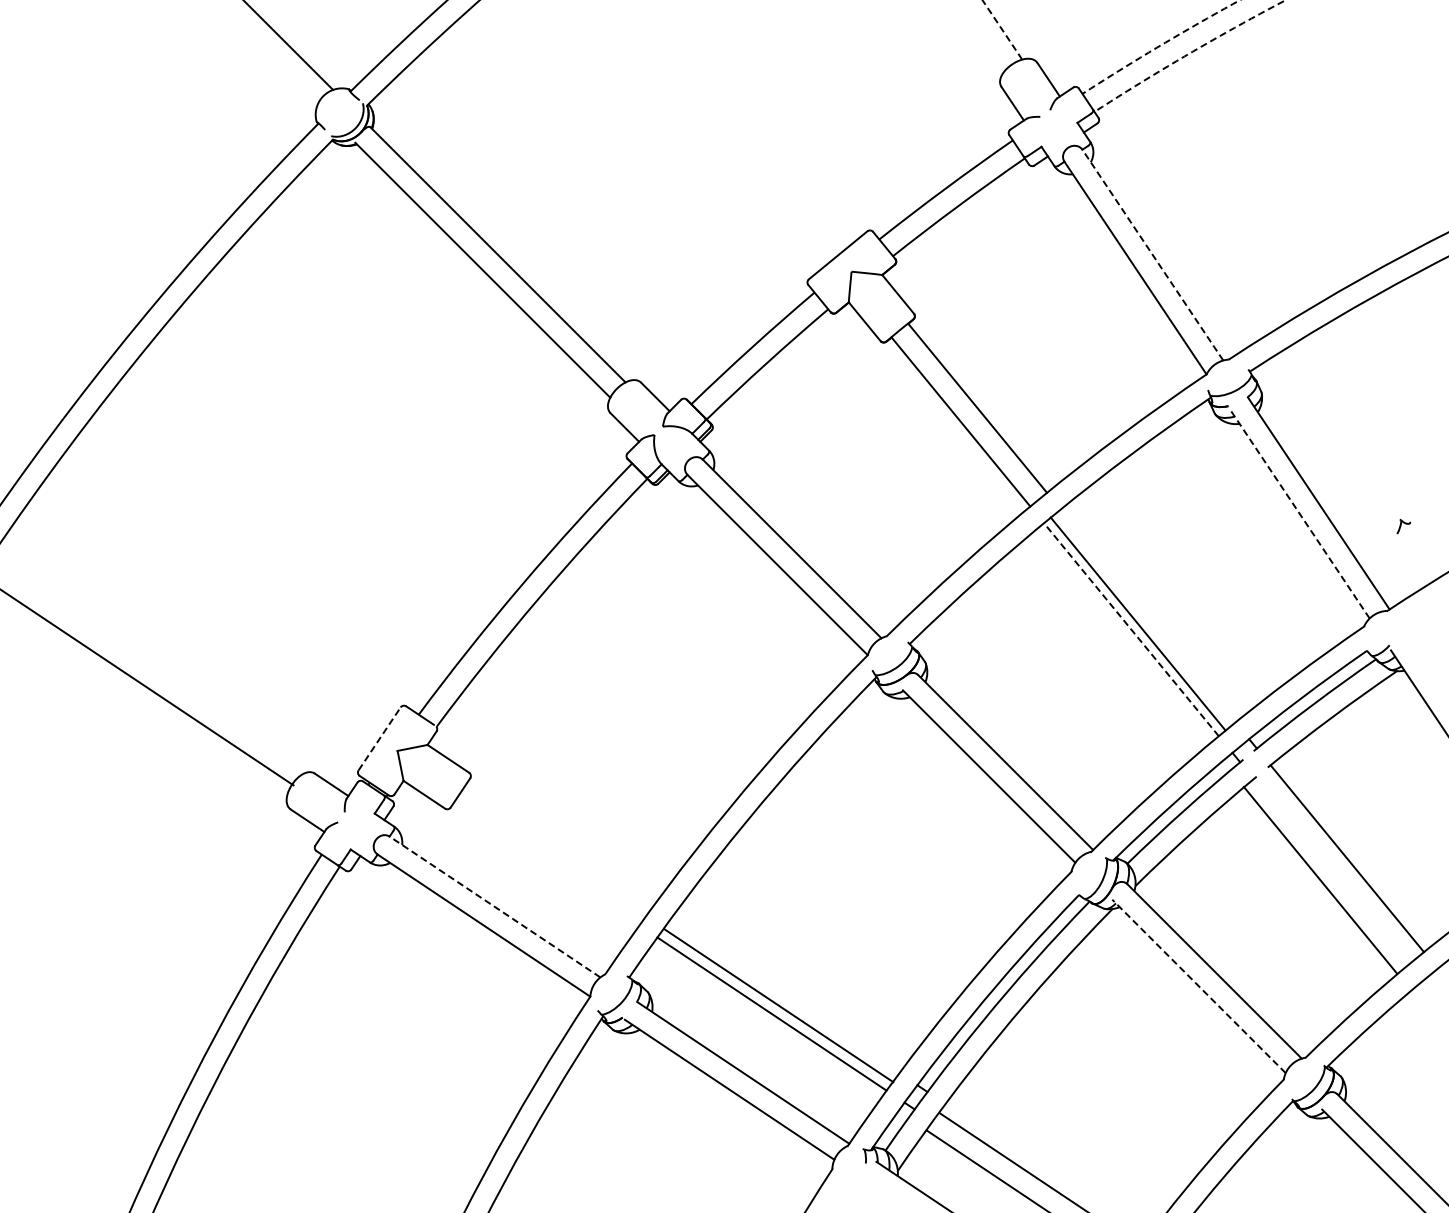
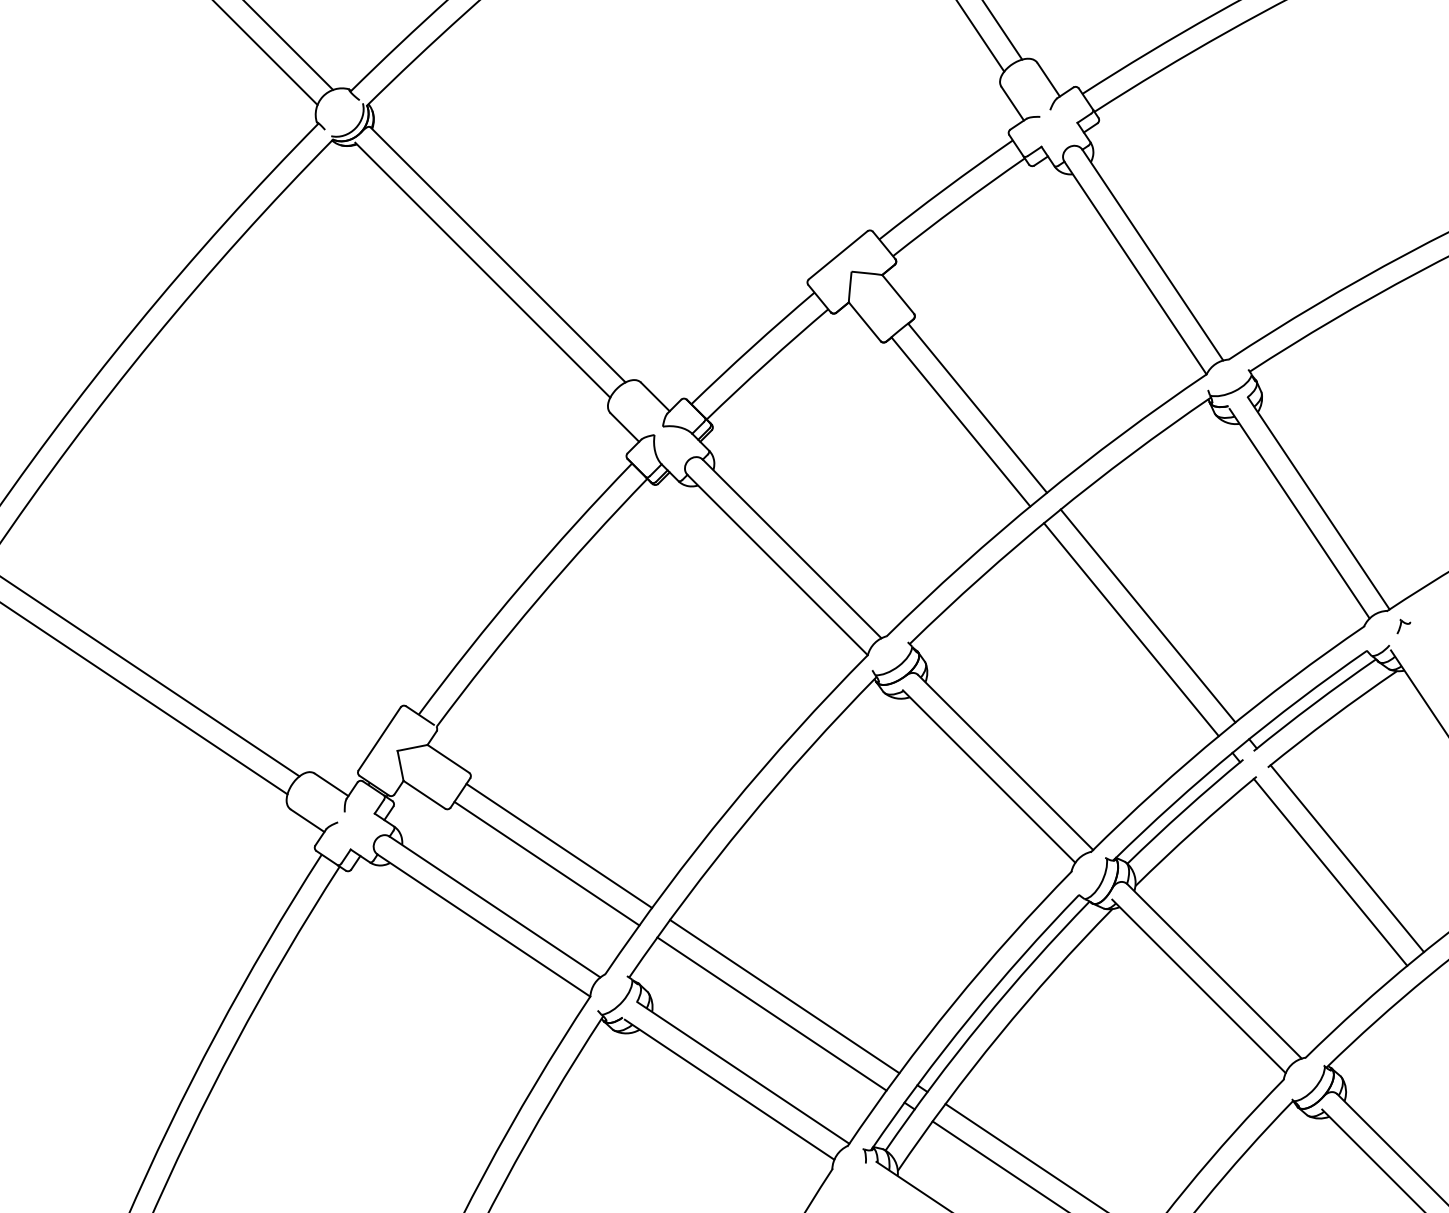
line: dashed -> solid (1002, 29)
line: none -> present (981, 36)
arc: dashed -> solid (1160, 45)
line: none -> present (265, 53)
arc: dashed -> solid (1189, 53)
line: dashed -> solid (1152, 255)
line: dashed -> solid (1299, 513)
part position: (1403, 526) -> (1403, 626) (1403, 626)
line position: (1137, 623) -> (1147, 615) (1147, 615)
line: dashed -> solid (1131, 629)
line: none -> present (150, 676)
line position: (147, 687) -> (144, 699) (144, 699)
line: dashed -> solid (379, 738)
line: none -> present (559, 845)
line: none -> present (546, 863)
line position: (1320, 879) -> (1330, 871) (1330, 871)
line: dashed -> solid (495, 907)
line: dashed -> solid (1199, 986)
line position: (778, 1005) -> (784, 996) (784, 996)
line position: (1011, 1161) -> (1024, 1156) (1024, 1156)
line position: (985, 1169) -> (998, 1165) (998, 1165)
